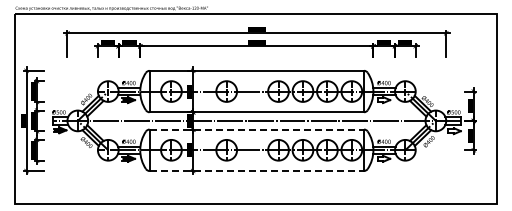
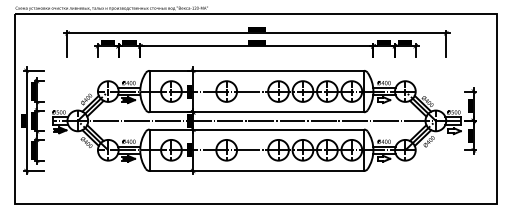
line: dashed -> solid (257, 129)
line: dashed -> solid (257, 171)
